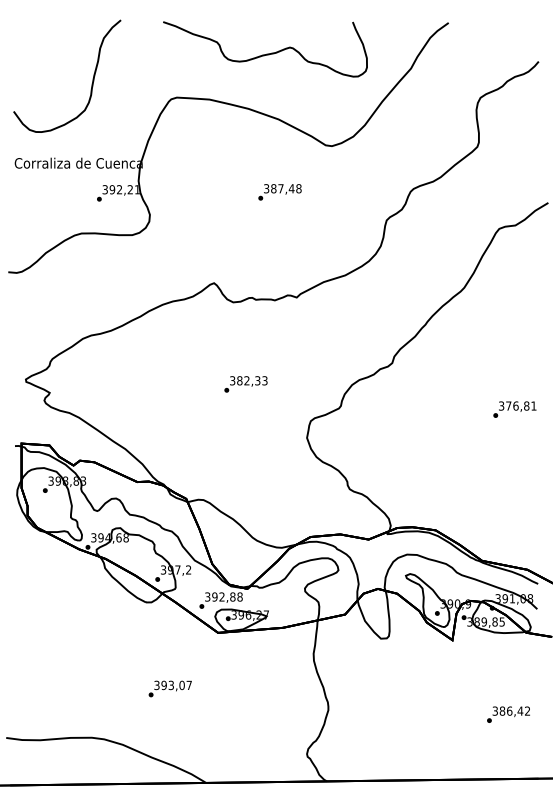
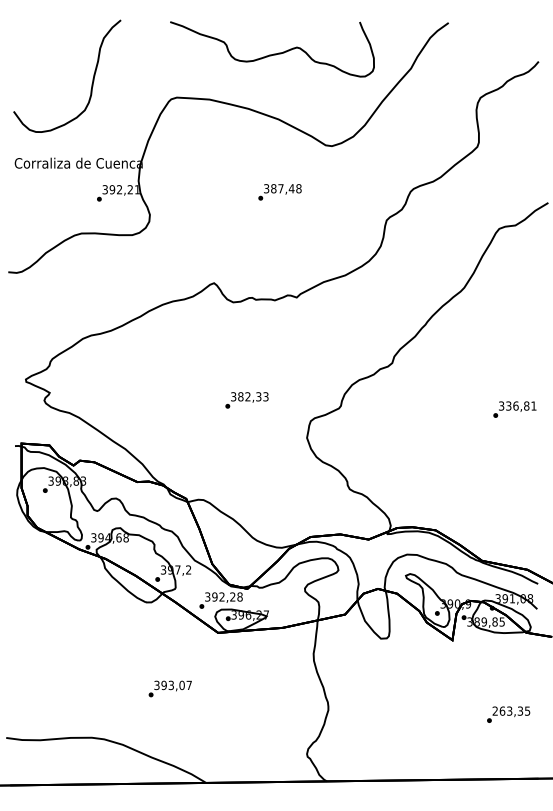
curve position: (266, 53) -> (273, 53) (273, 53)
text position: (245, 384) -> (246, 400) (246, 400)
text: 376,81 -> 336,81 (508, 405)
text: 392,88 -> 392,28 (232, 596)
text: 386,42 -> 263,35 (511, 710)
